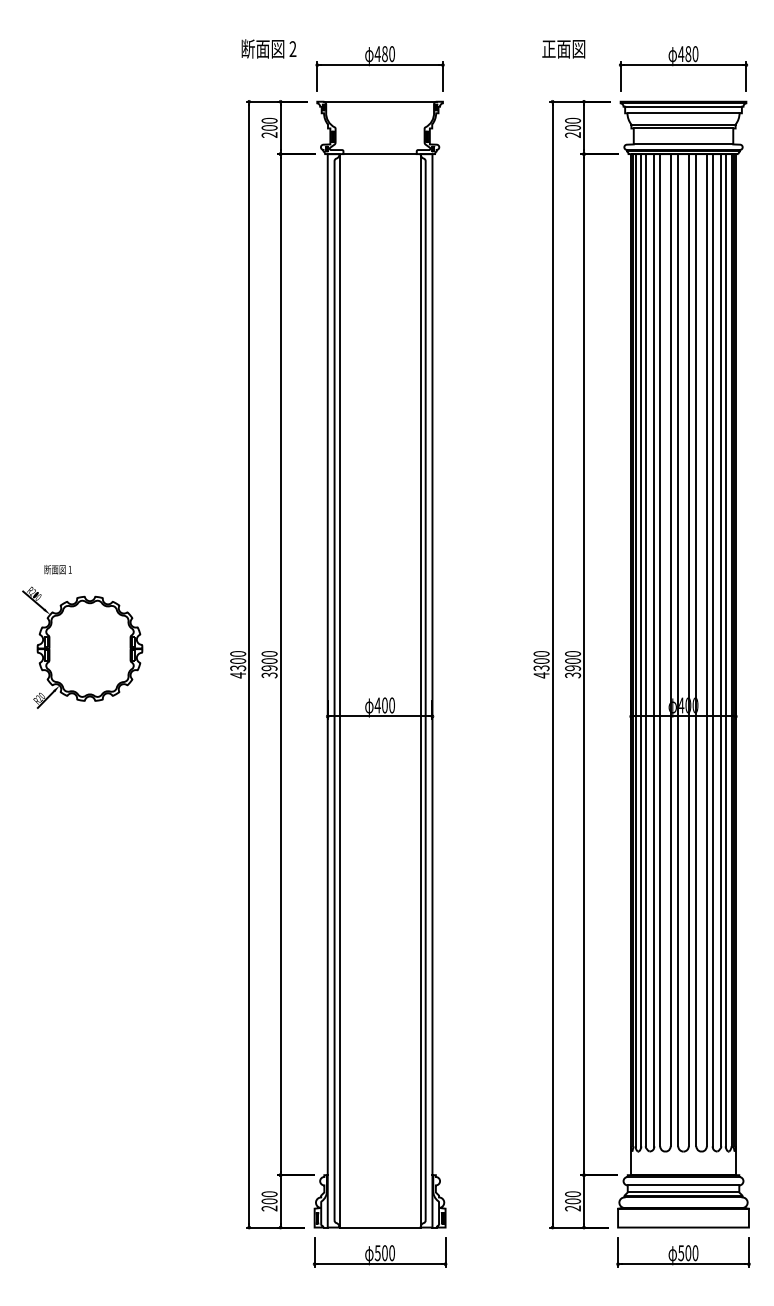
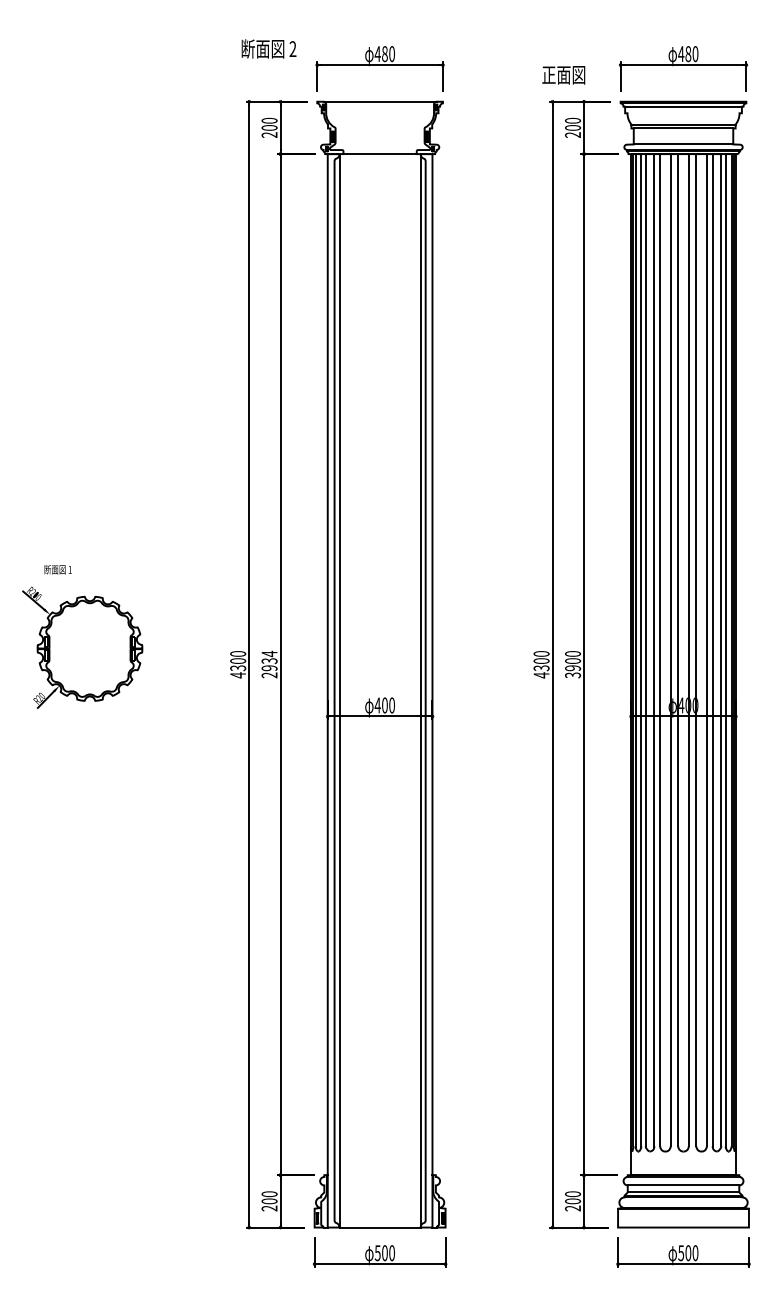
text position: (563, 49) -> (563, 75) (563, 75)
line: present -> none (683, 113)
text: 3900 -> 2934 (269, 664)
